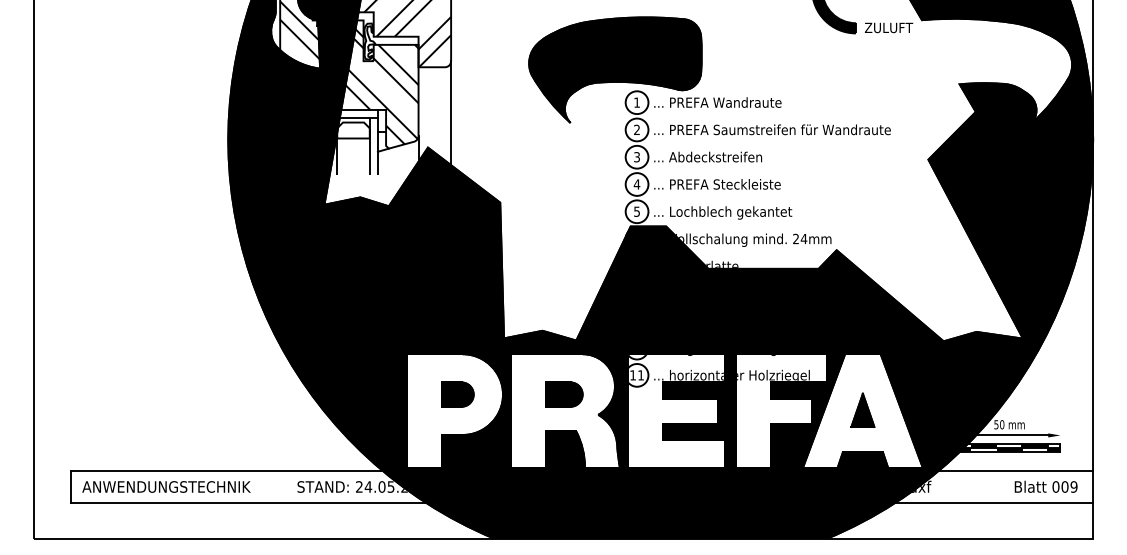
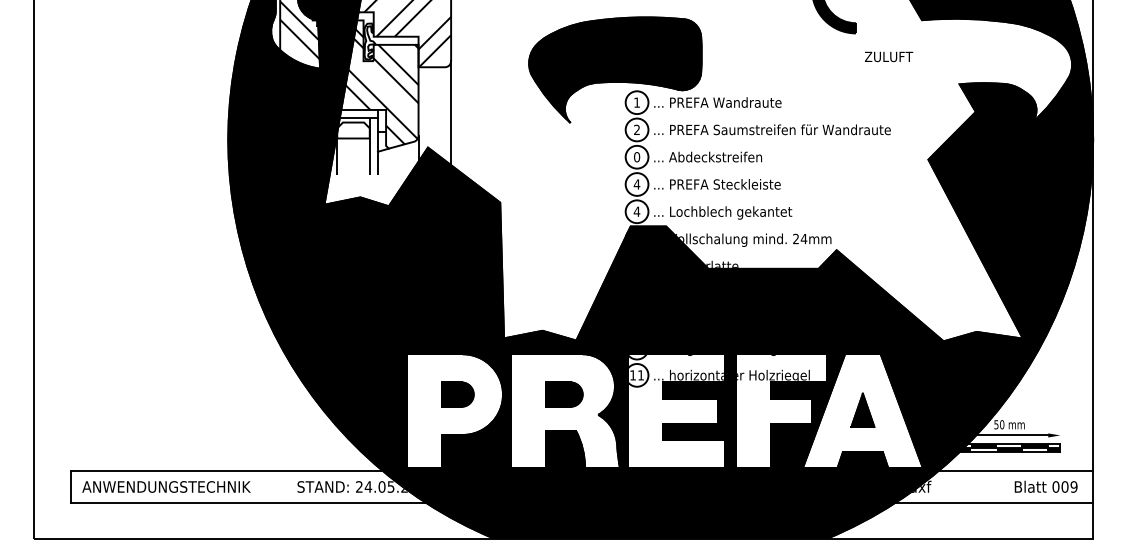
text position: (889, 27) -> (889, 56) (889, 56)
text: 3 -> 0 (637, 157)
text: 5 -> 4 (636, 211)
